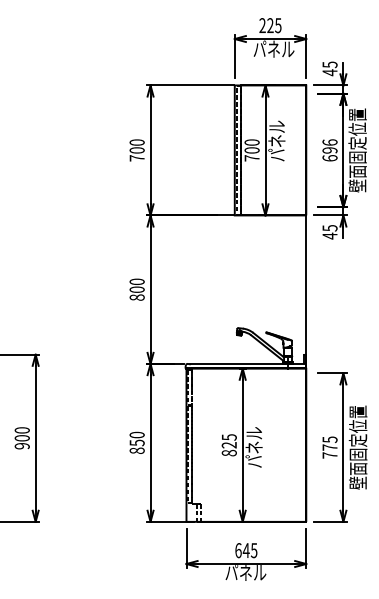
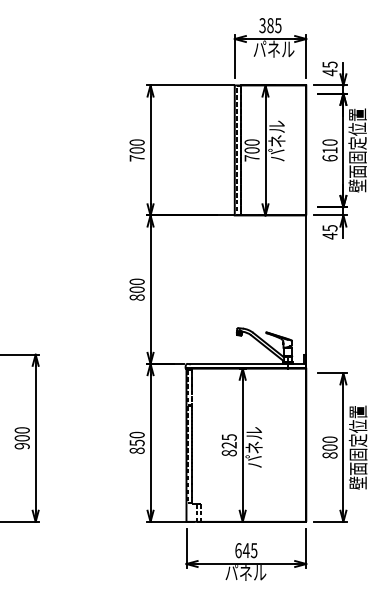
text: 225 -> 385 (266, 25)
text: 696 -> 610 (329, 146)
text: 775 -> 800 (329, 447)
